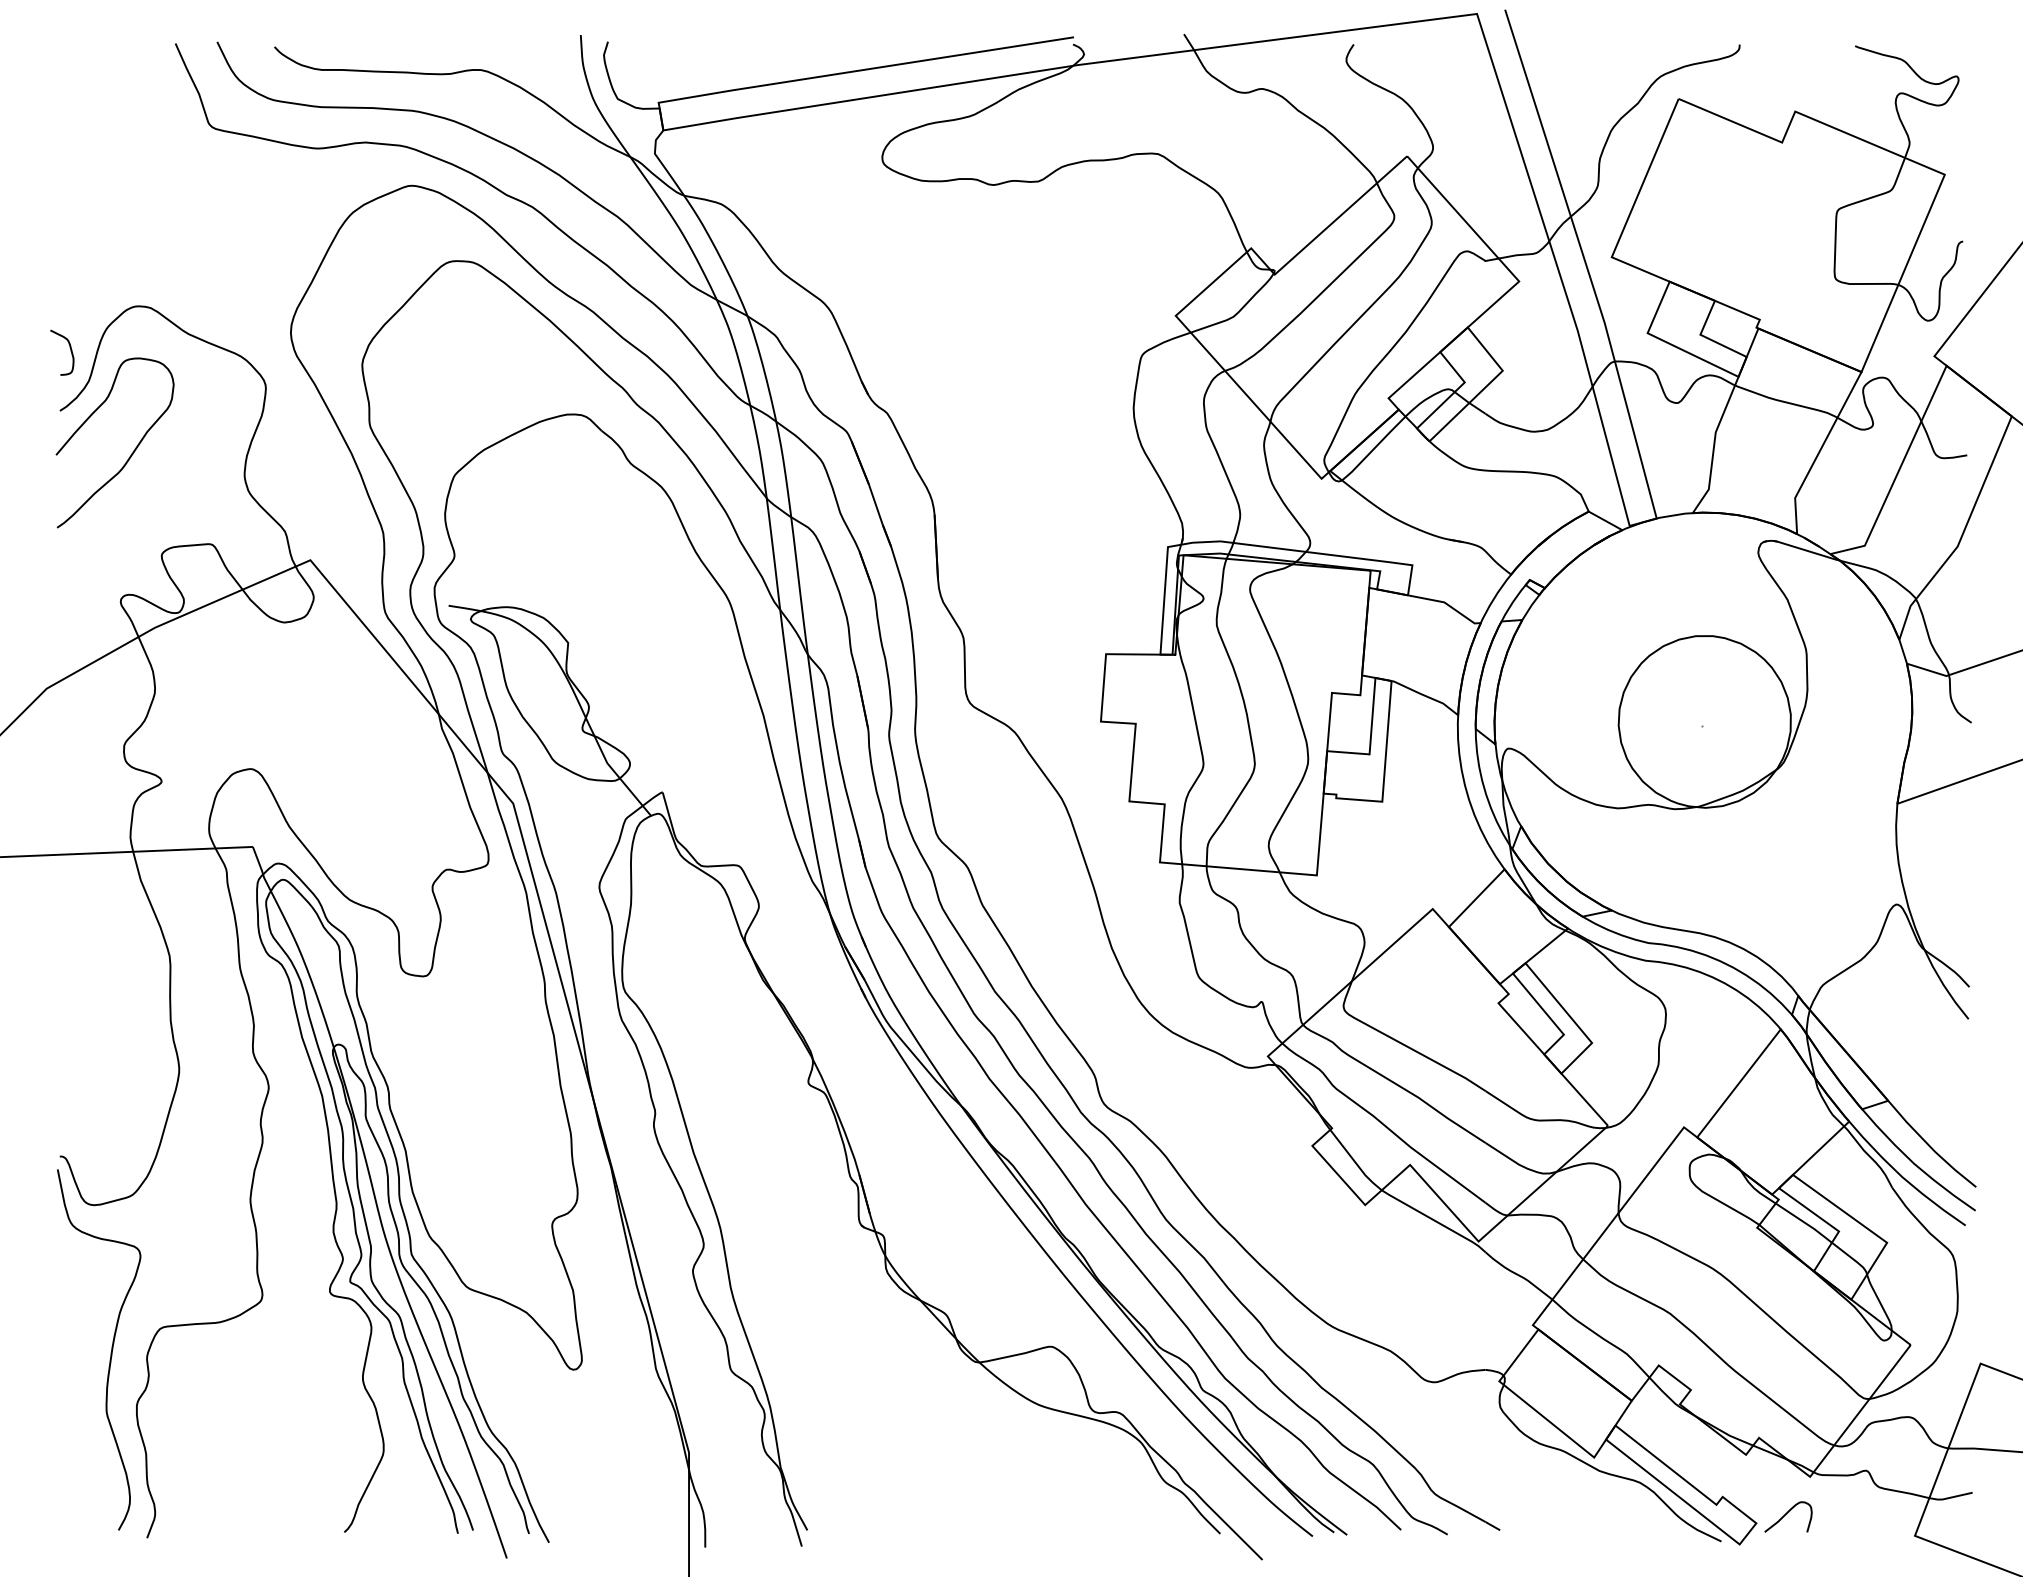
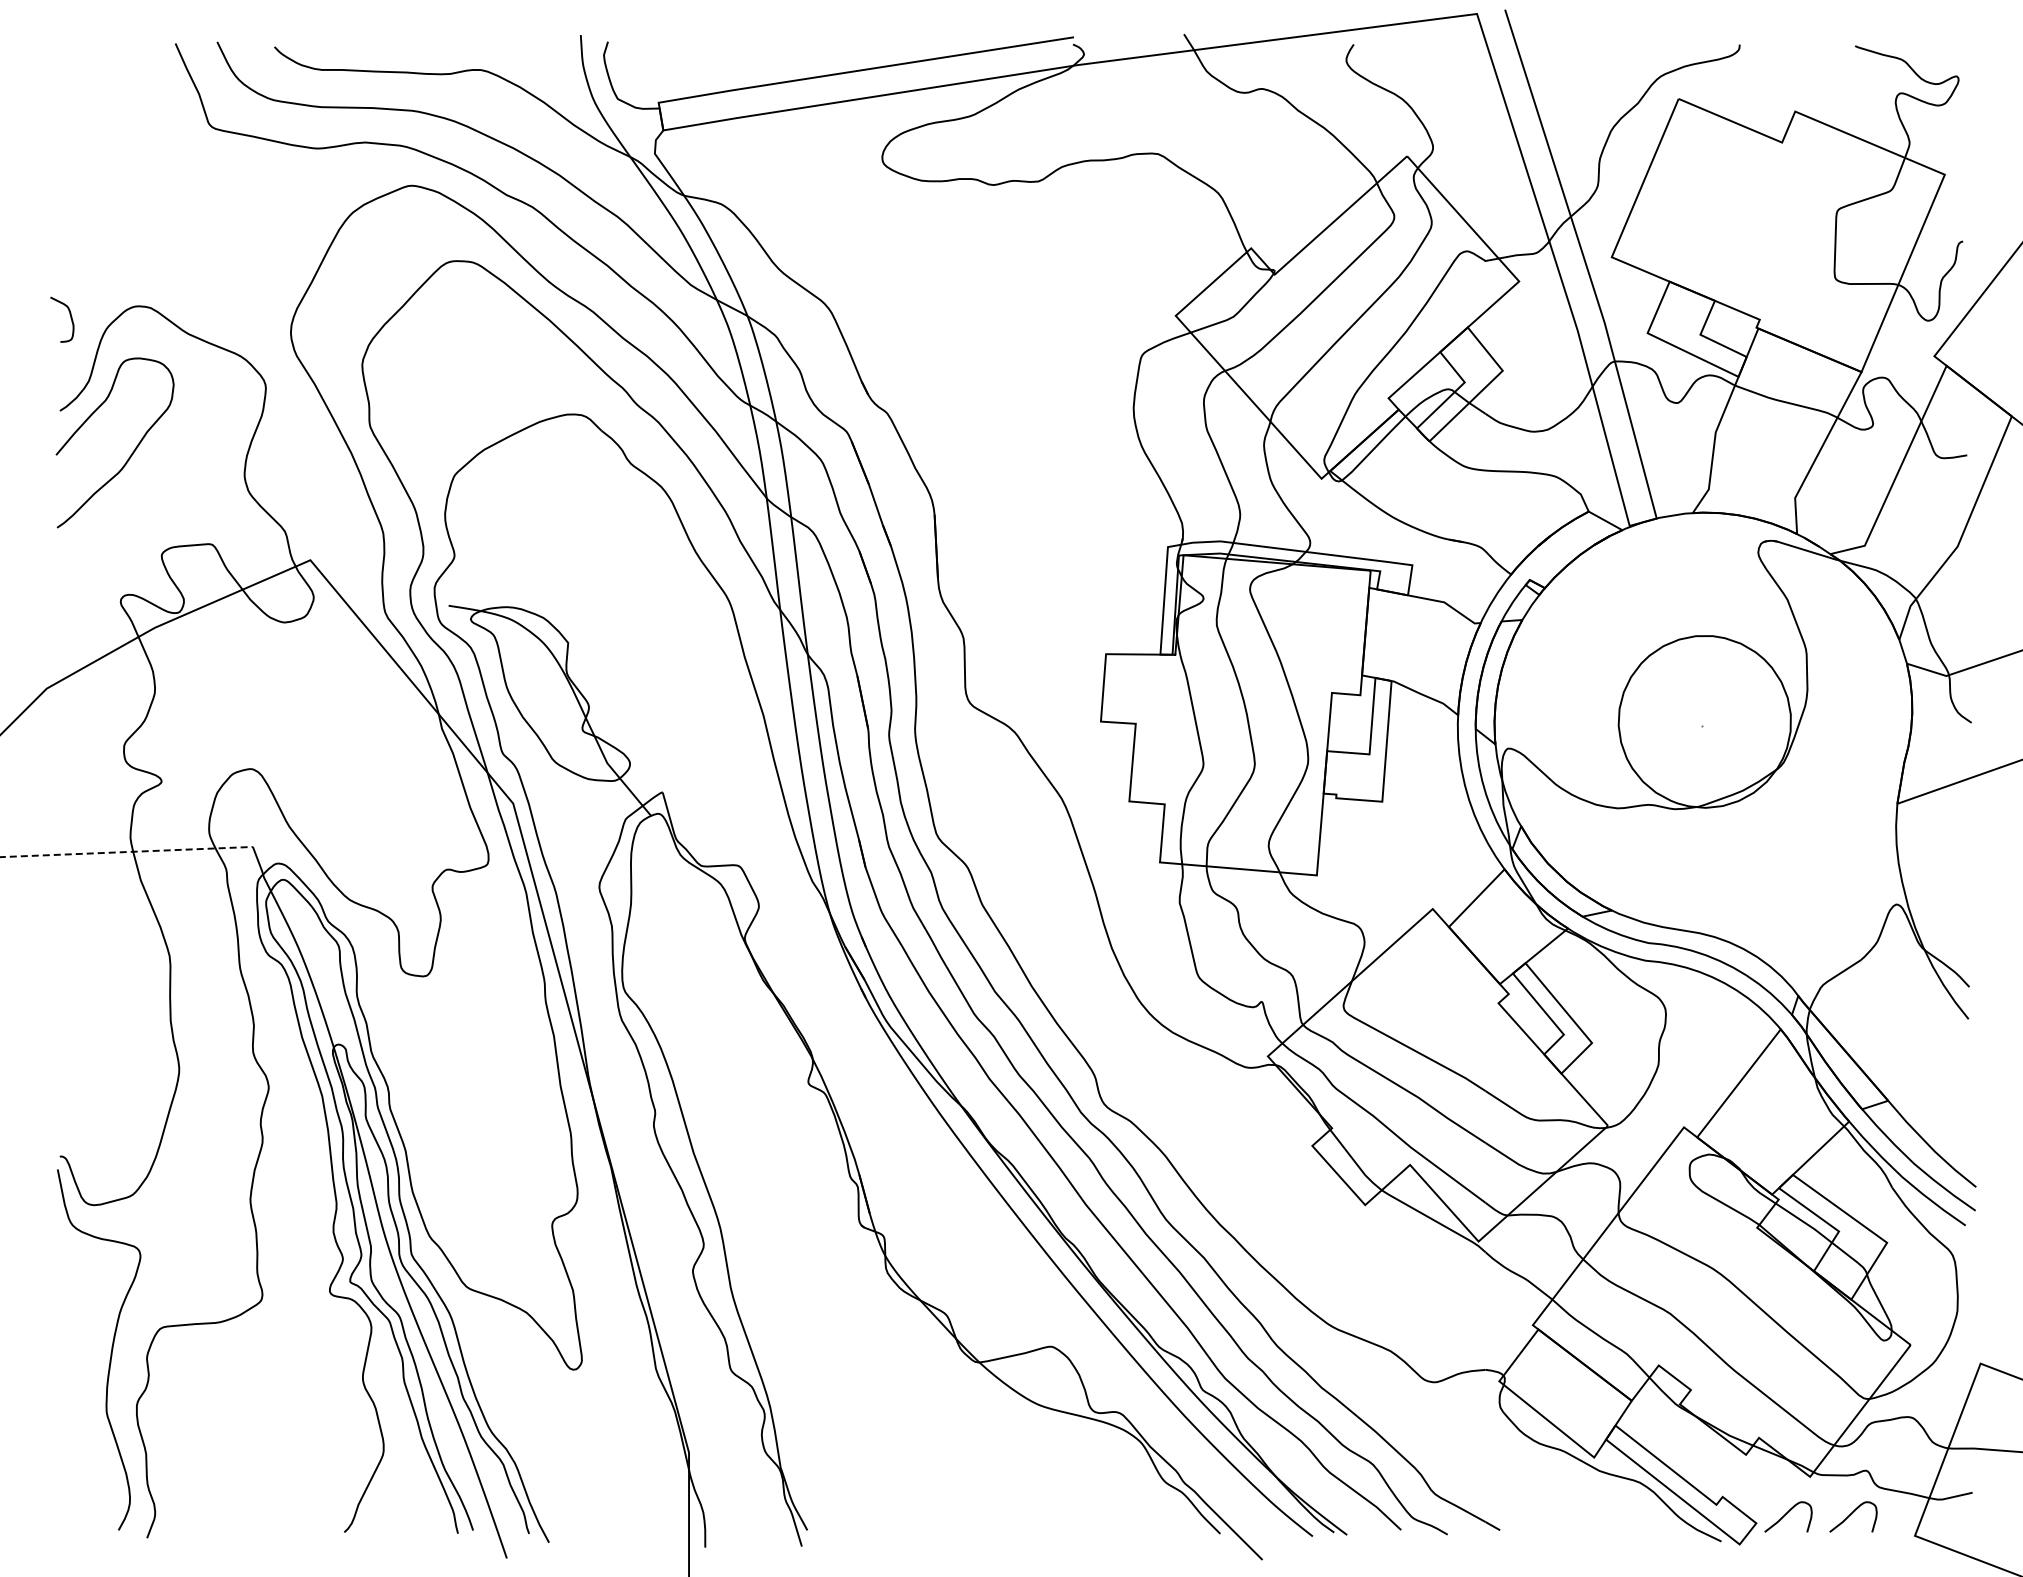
curve position: (70, 351) -> (70, 318) (70, 318)
line: solid -> dashed (127, 852)
curve: none -> present (1851, 1514)
